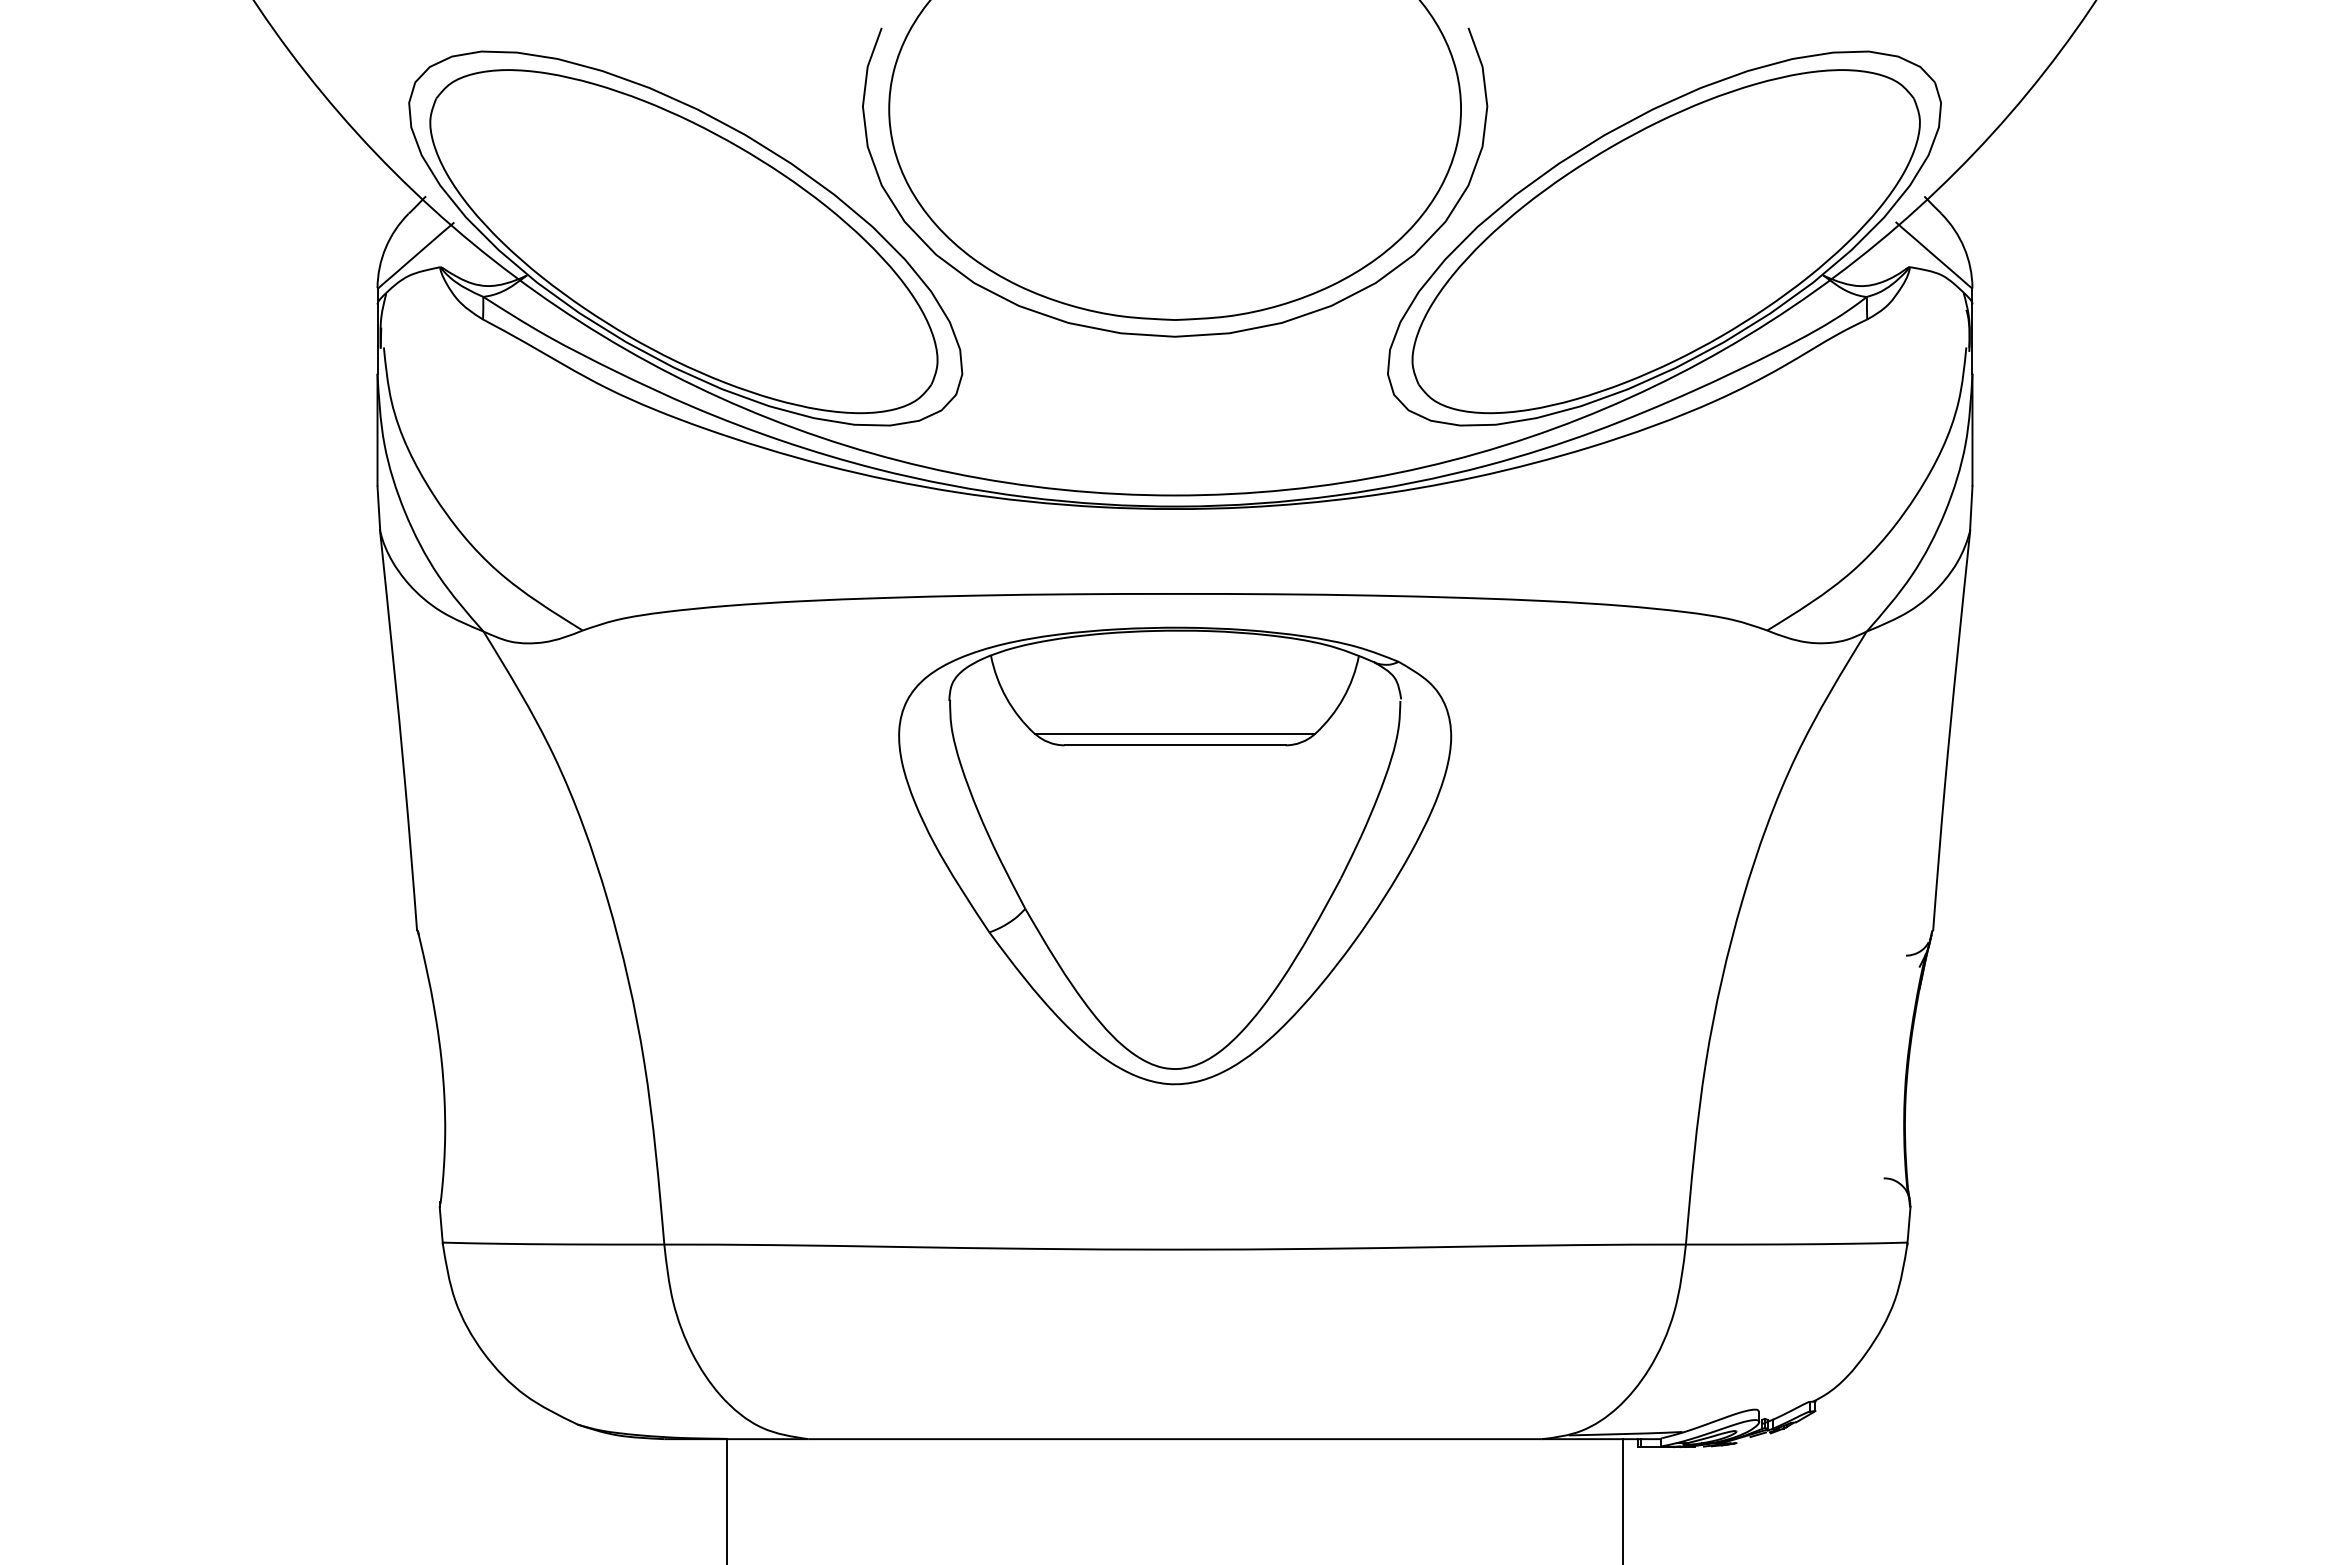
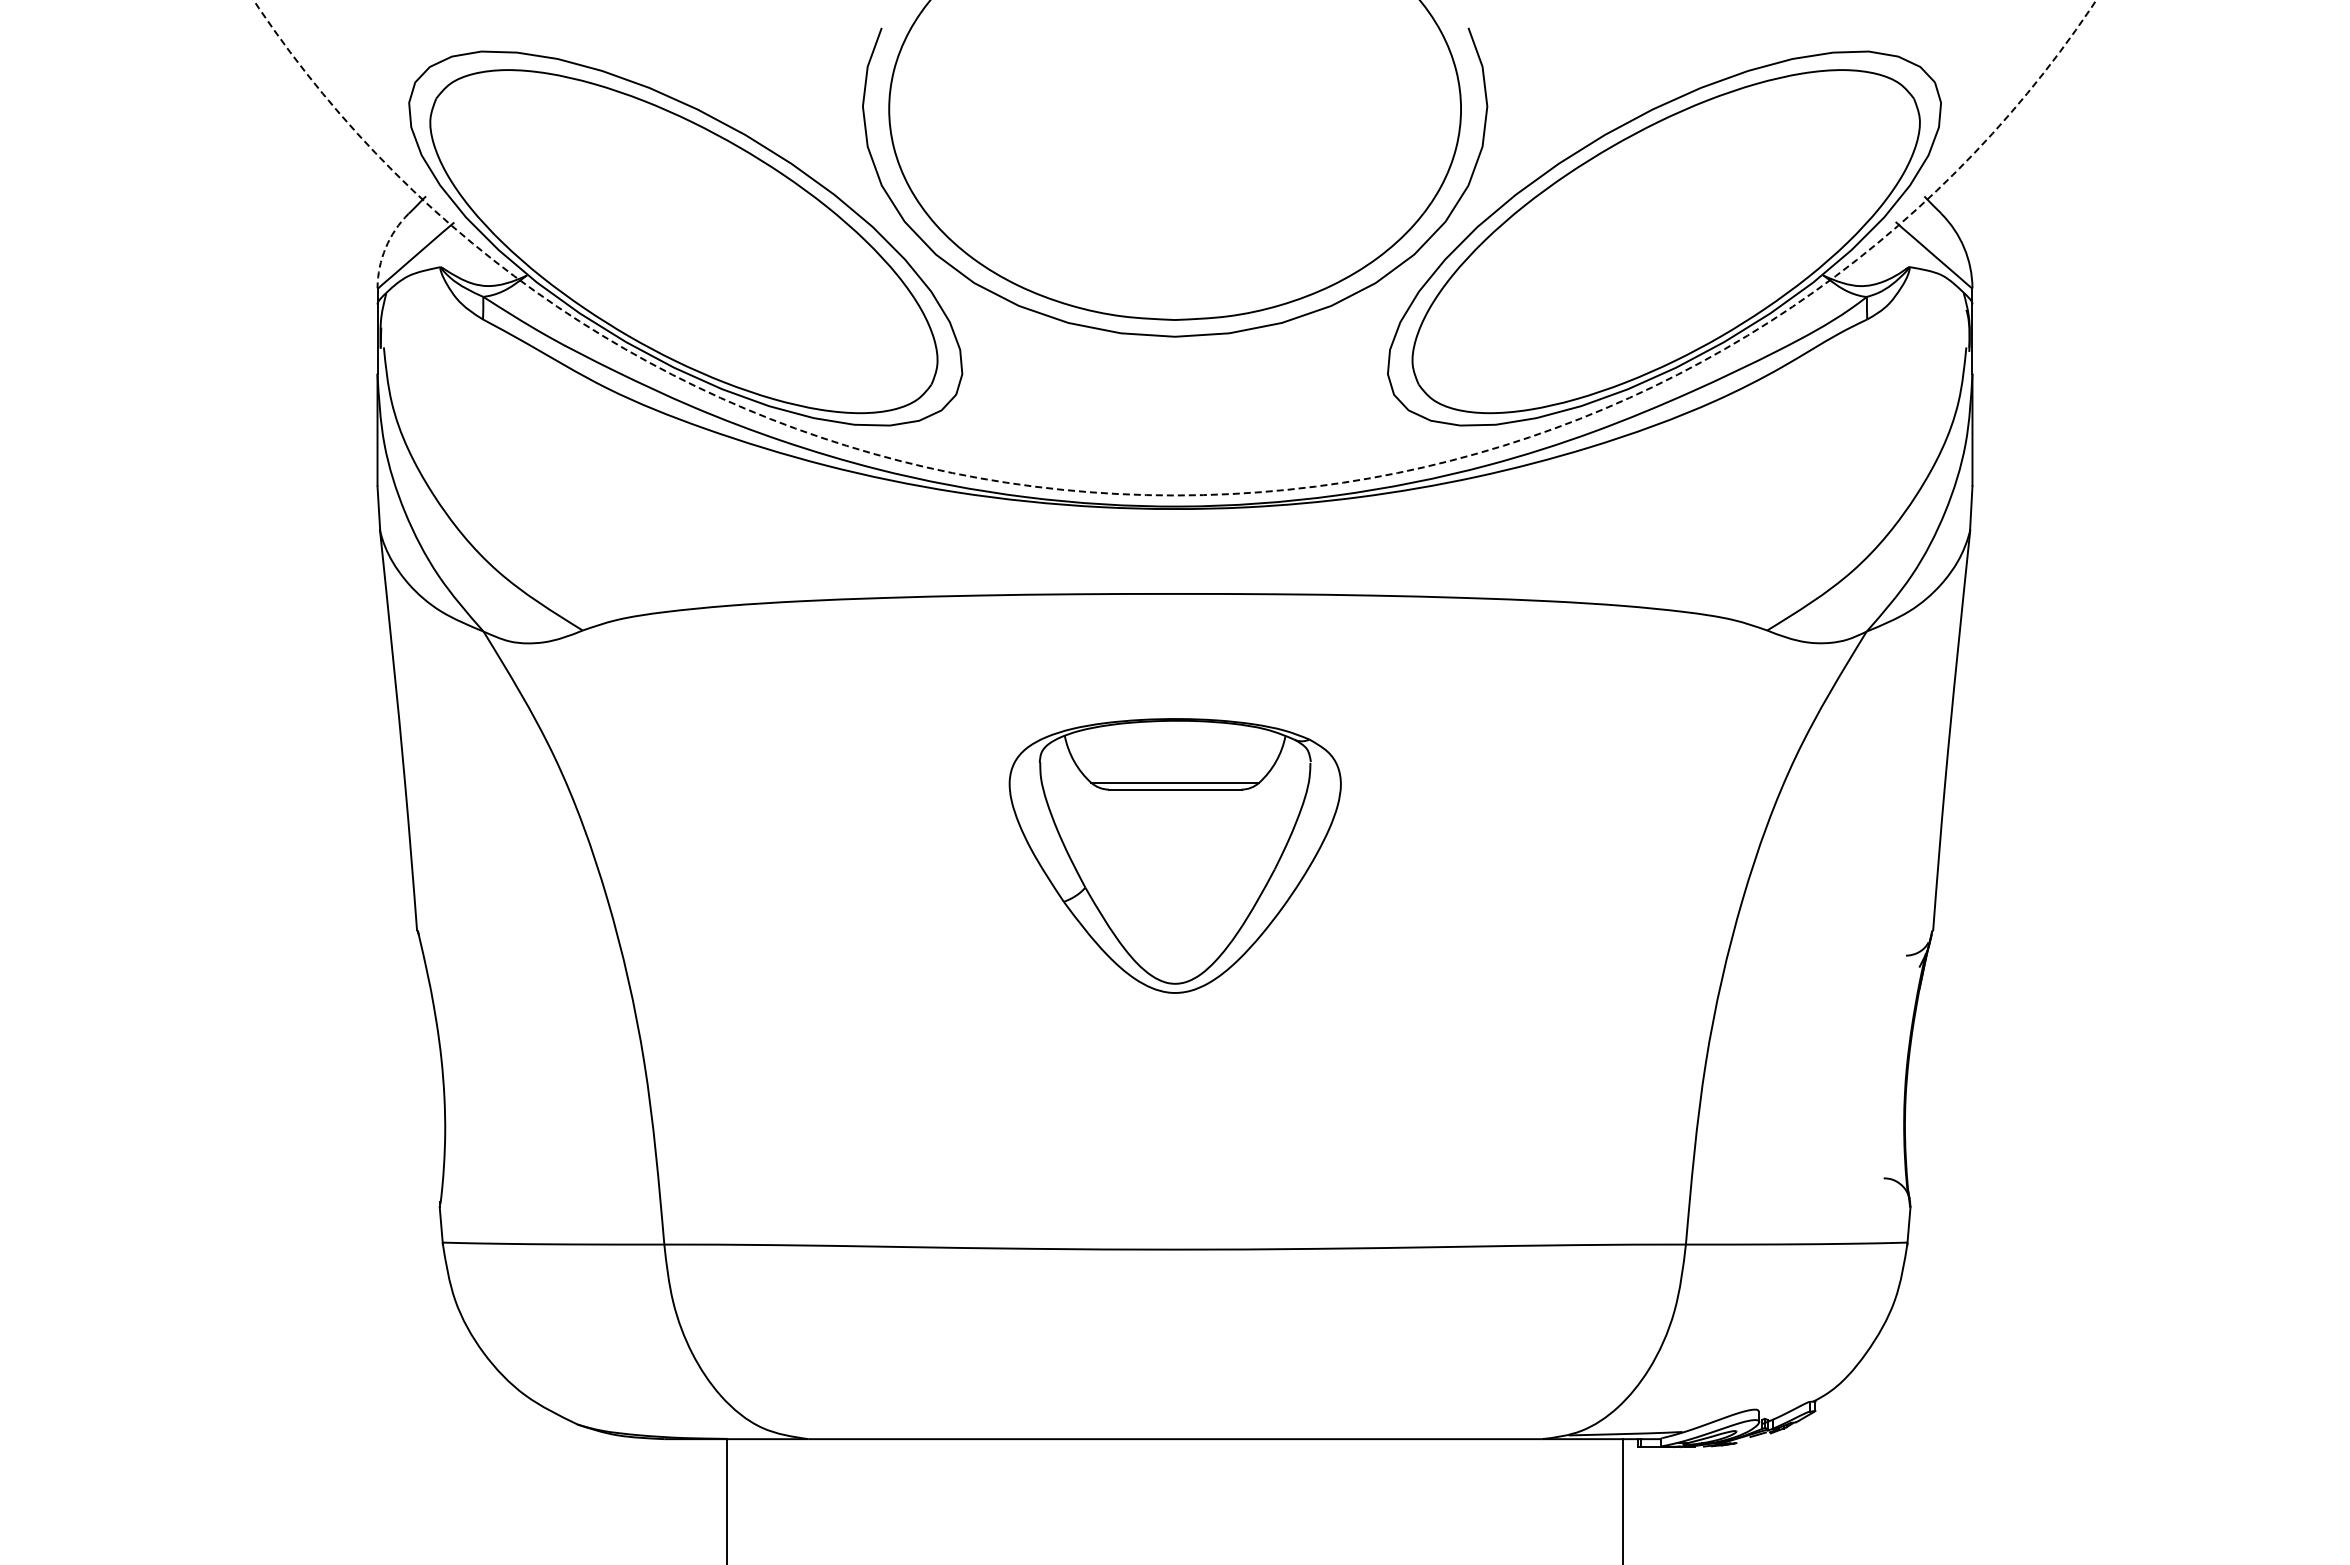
arc: solid -> dashed (385, 247)
arc: solid -> dashed (1175, 495)
part size: 555x460 px -> 334x276 px (1174, 855)
